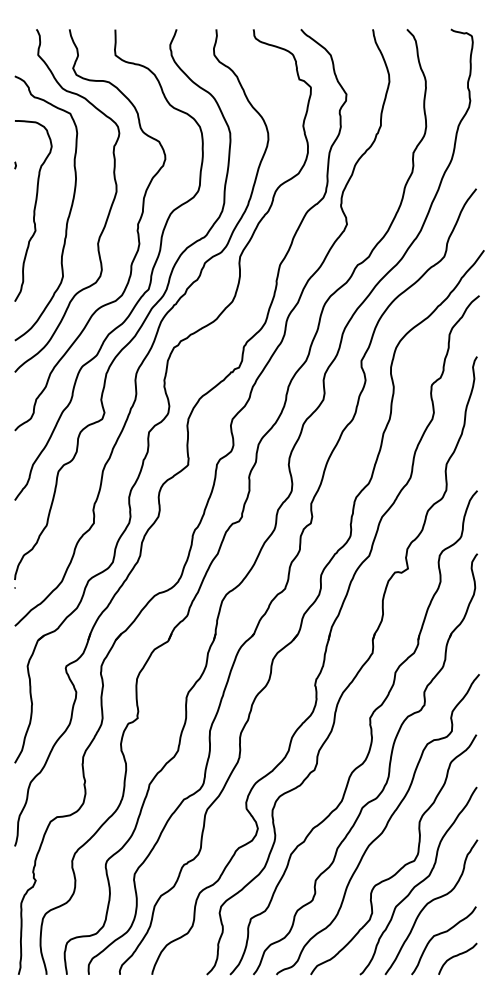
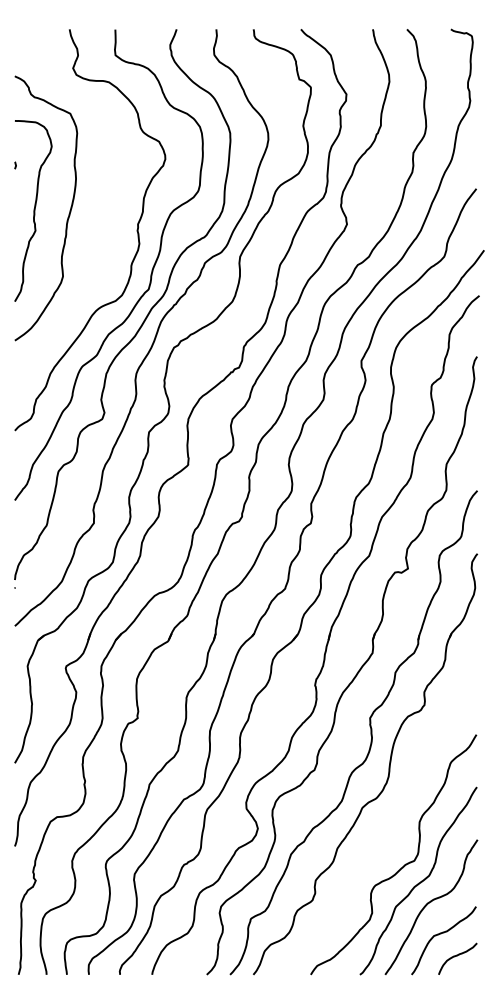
curve: present -> none (107, 214)
curve: present -> none (383, 828)
